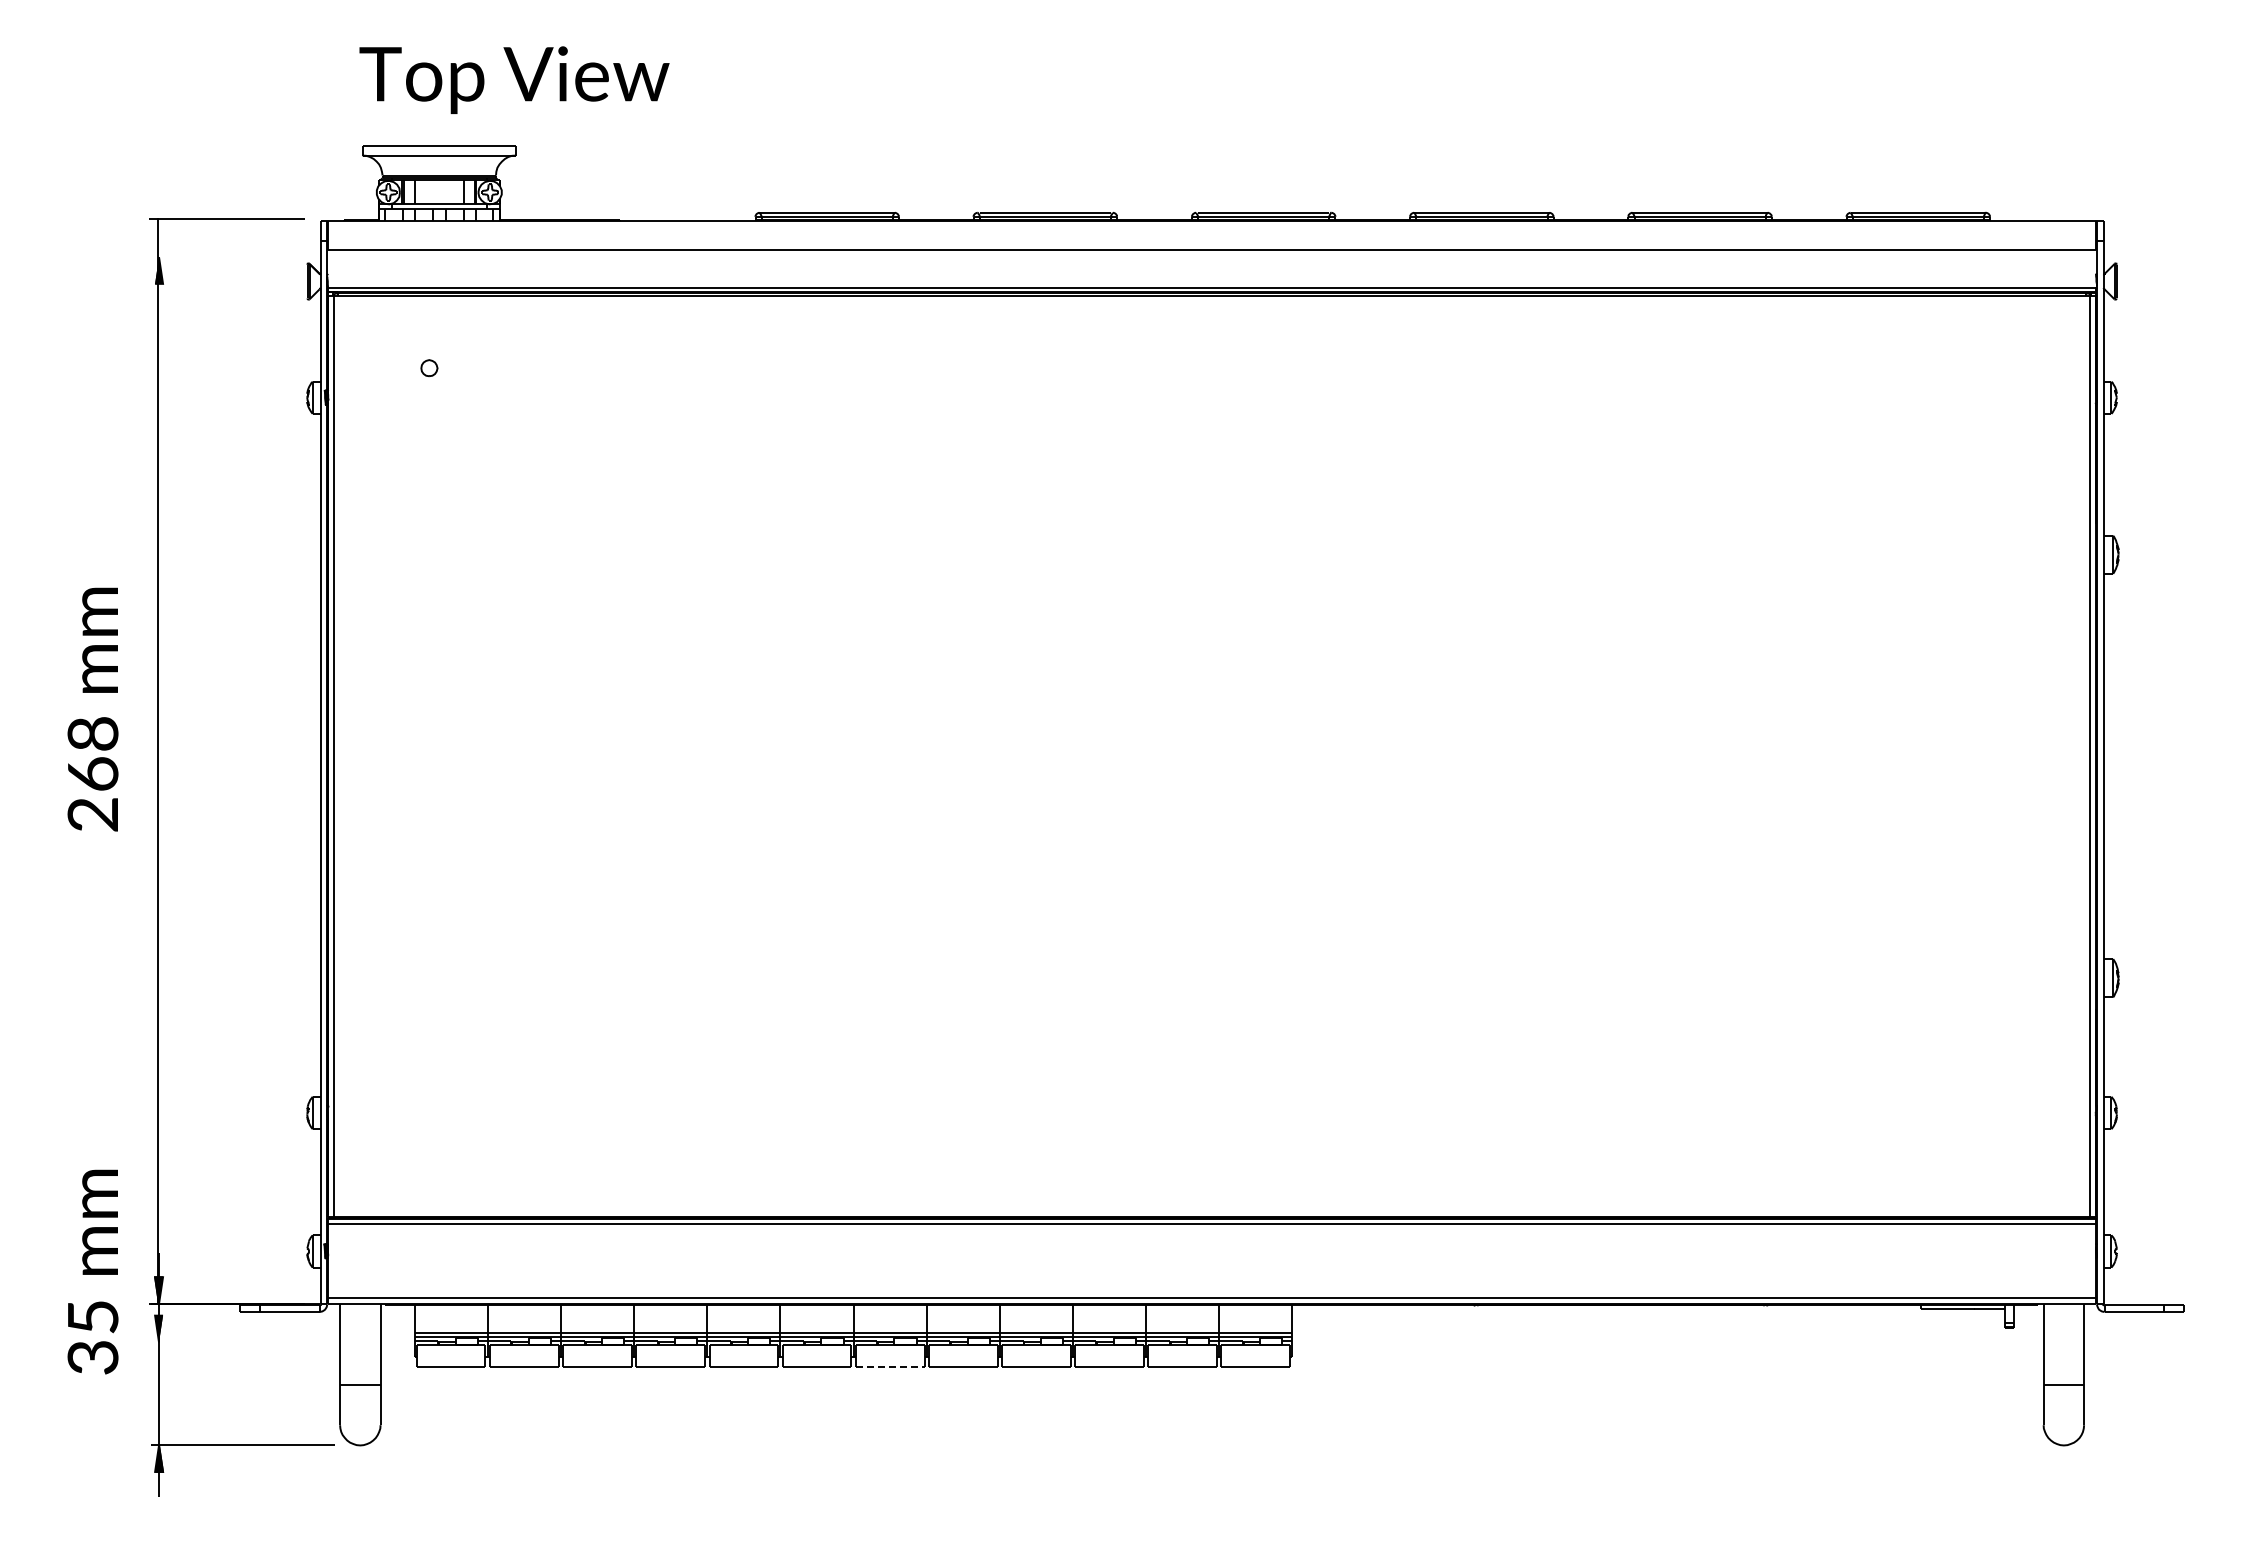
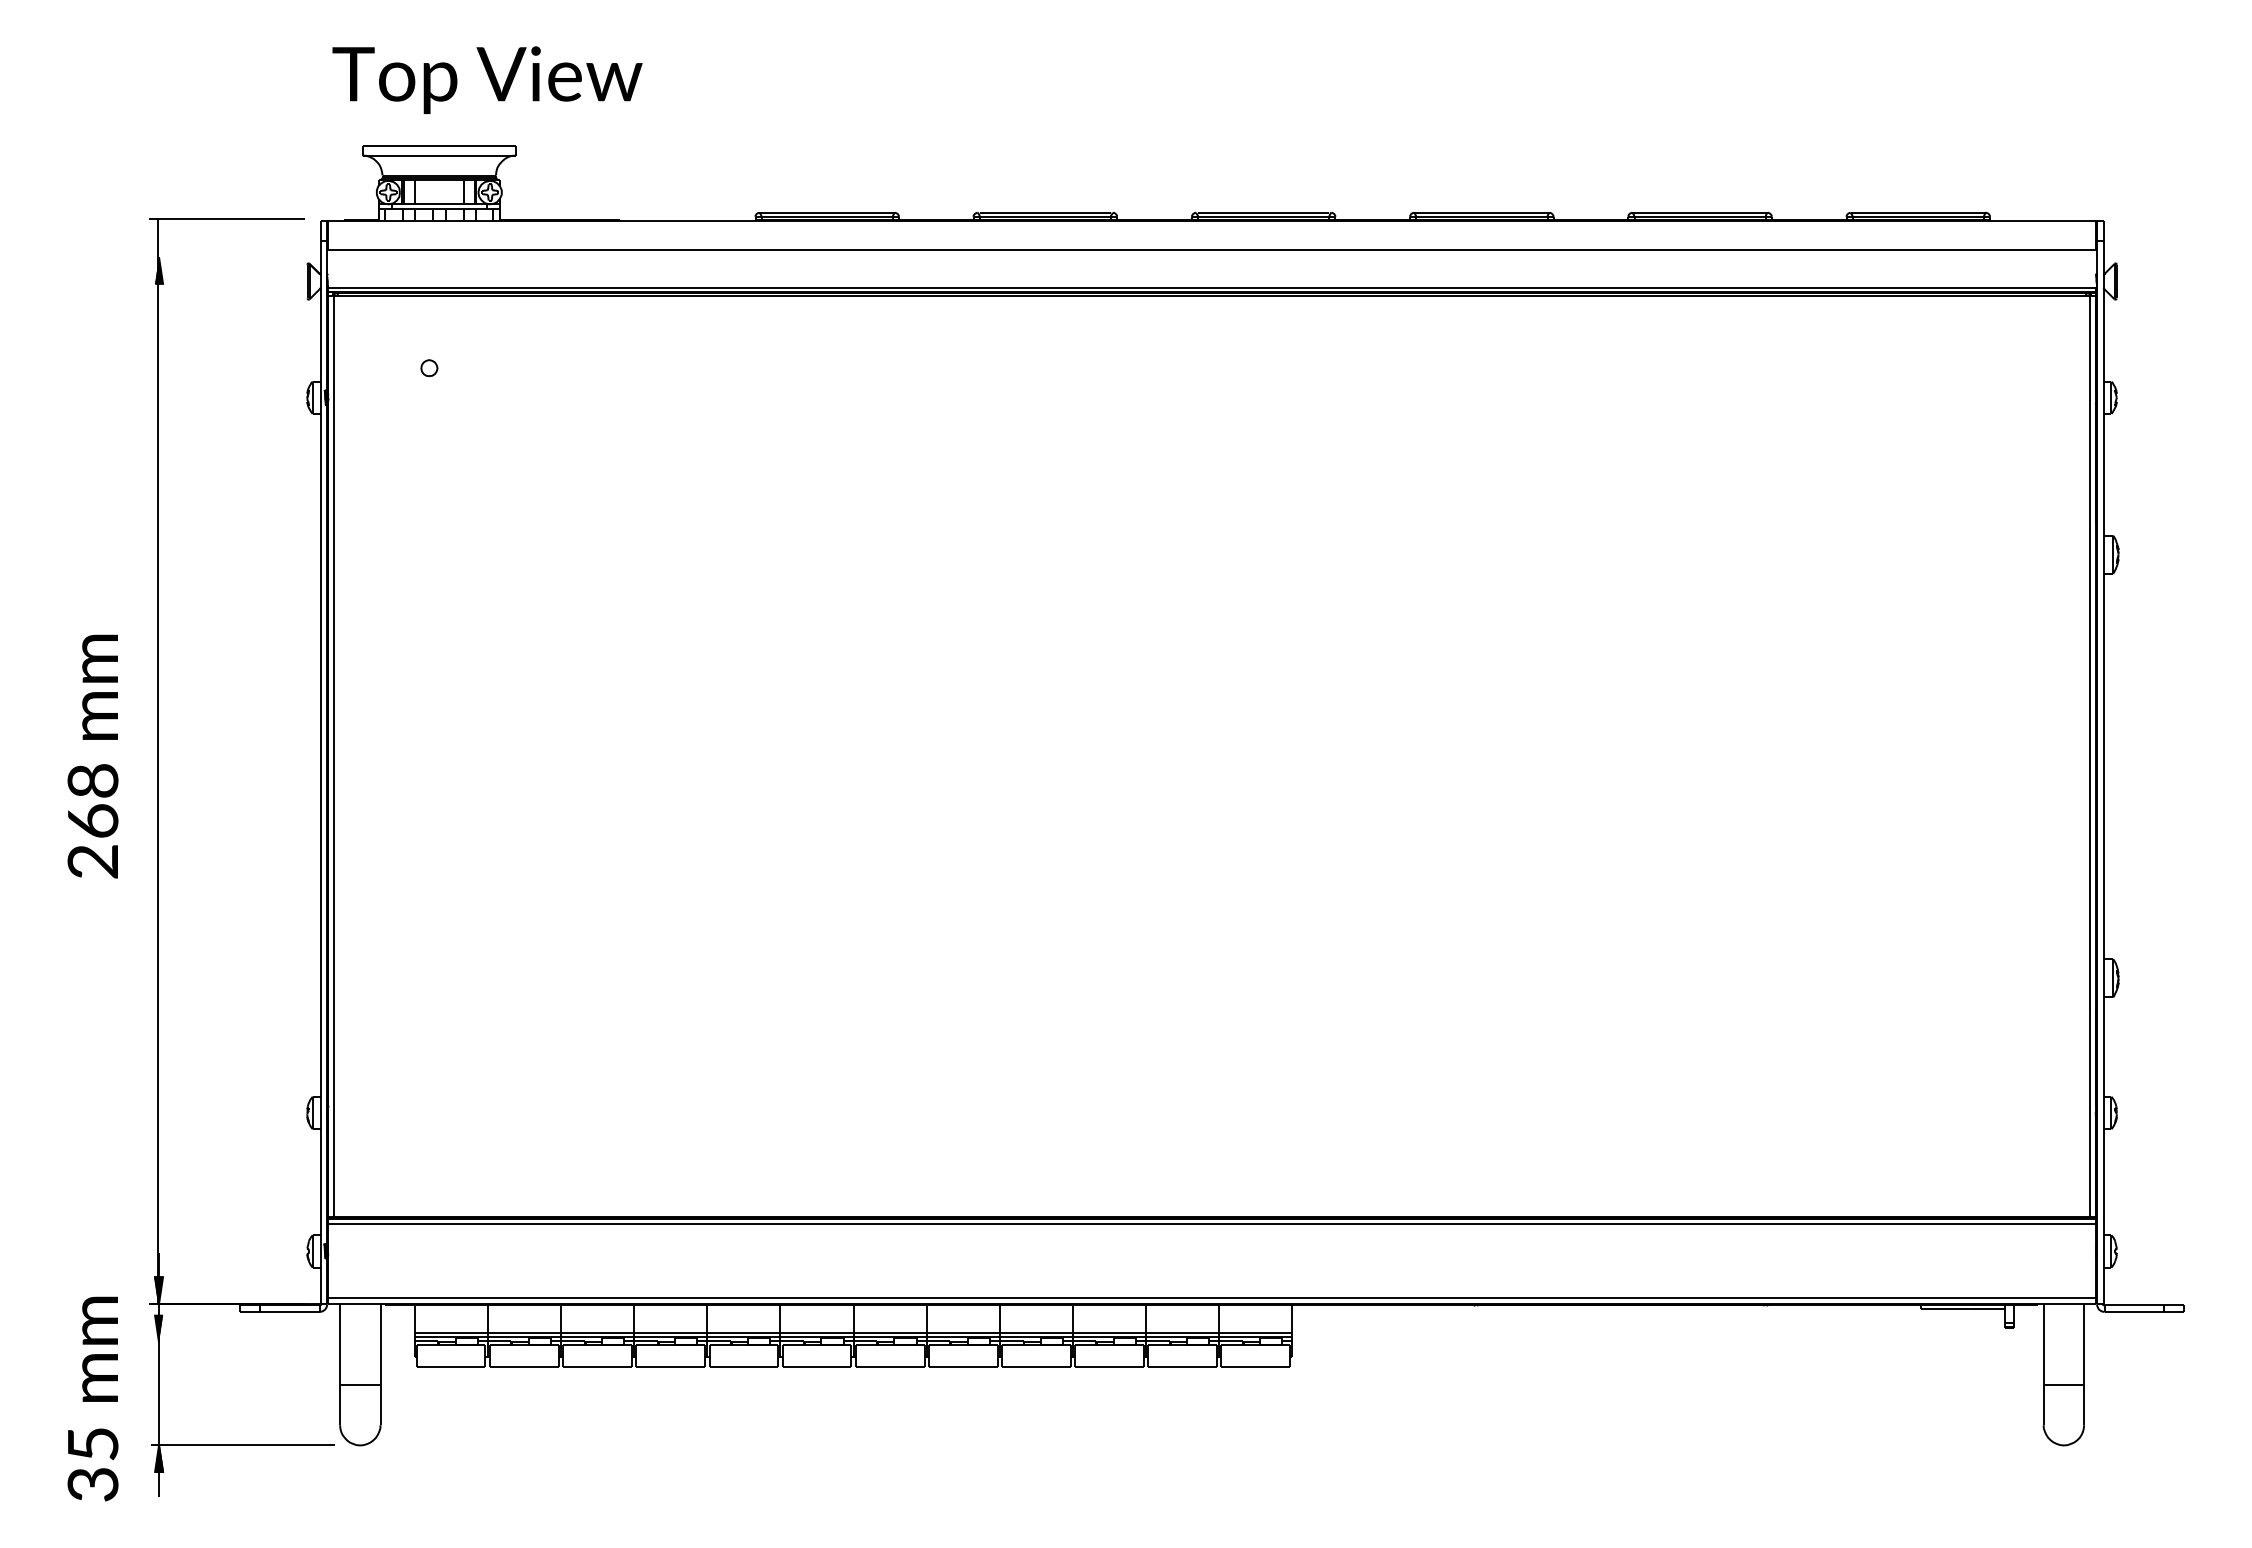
text position: (514, 79) -> (487, 79) (487, 79)
text position: (92, 709) -> (92, 756) (92, 756)
text position: (92, 1271) -> (92, 1398) (92, 1398)
line: dashed -> solid (890, 1367)
